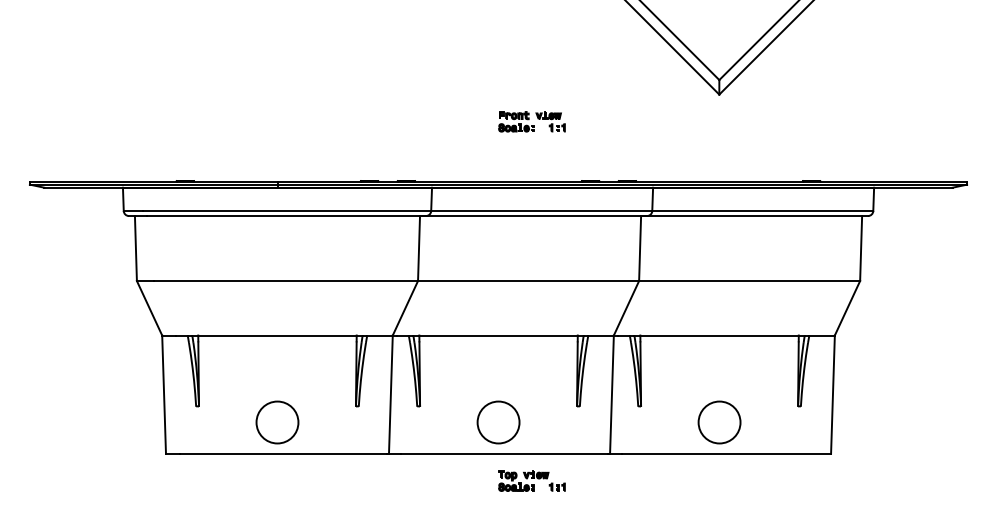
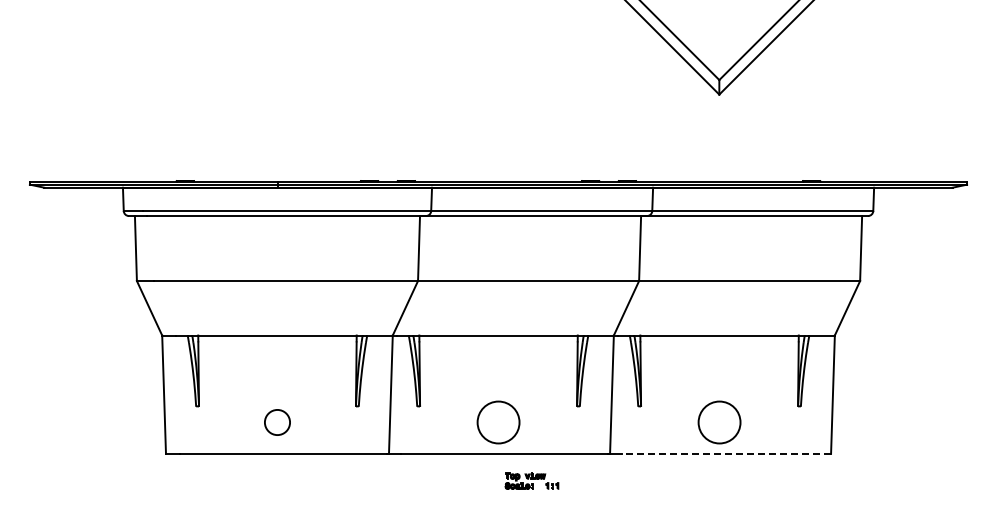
part: present -> none (531, 121)
circle diameter: 42 px -> 25 px (277, 422)
line: solid -> dashed (726, 453)
part size: 68x22 px -> 56x18 px (531, 480)
